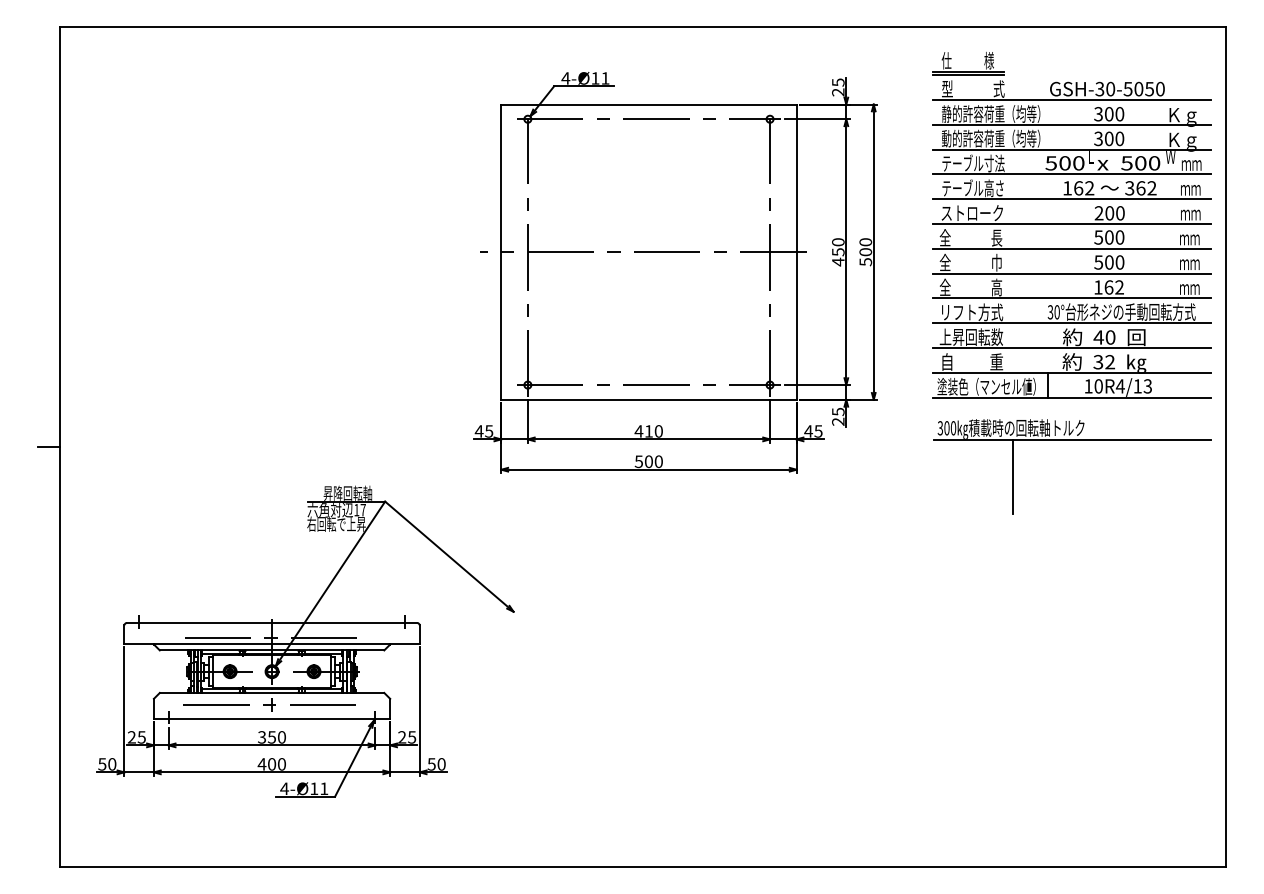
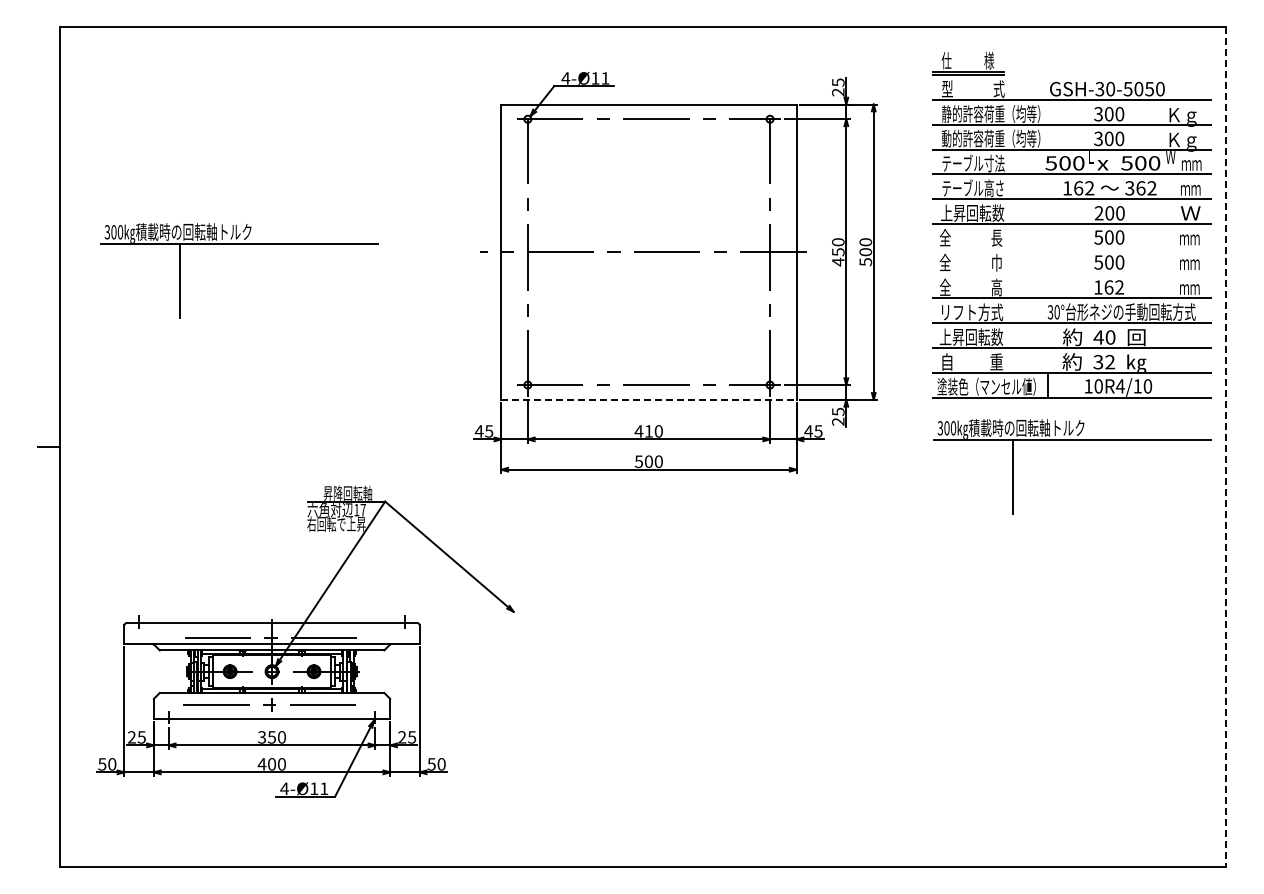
text: ストローク -> 上昇回転数 (972, 212)
text: ｍｍ -> Ｗ (1190, 213)
part: none -> present (239, 244)
line: present -> none (1071, 248)
line: present -> none (1071, 273)
text: 10R4/13 -> 10R4/10 (1147, 386)
line: solid -> dashed (648, 399)
line: solid -> dashed (1226, 447)
